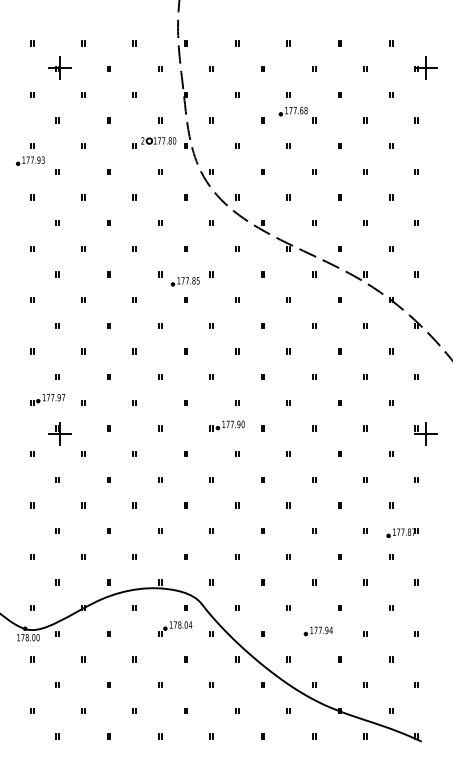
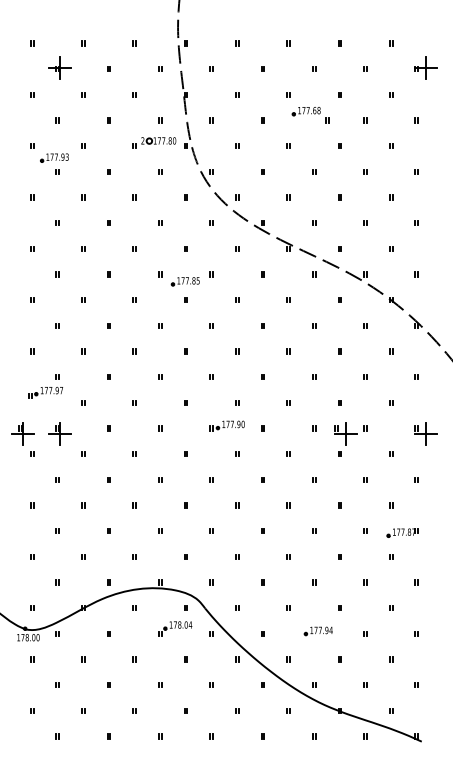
part position: (297, 115) -> (310, 115) (310, 115)
part position: (30, 160) -> (54, 157) (54, 157)
part position: (47, 399) -> (45, 392) (45, 392)
part: none -> present (22, 433)
part: none -> present (345, 433)
